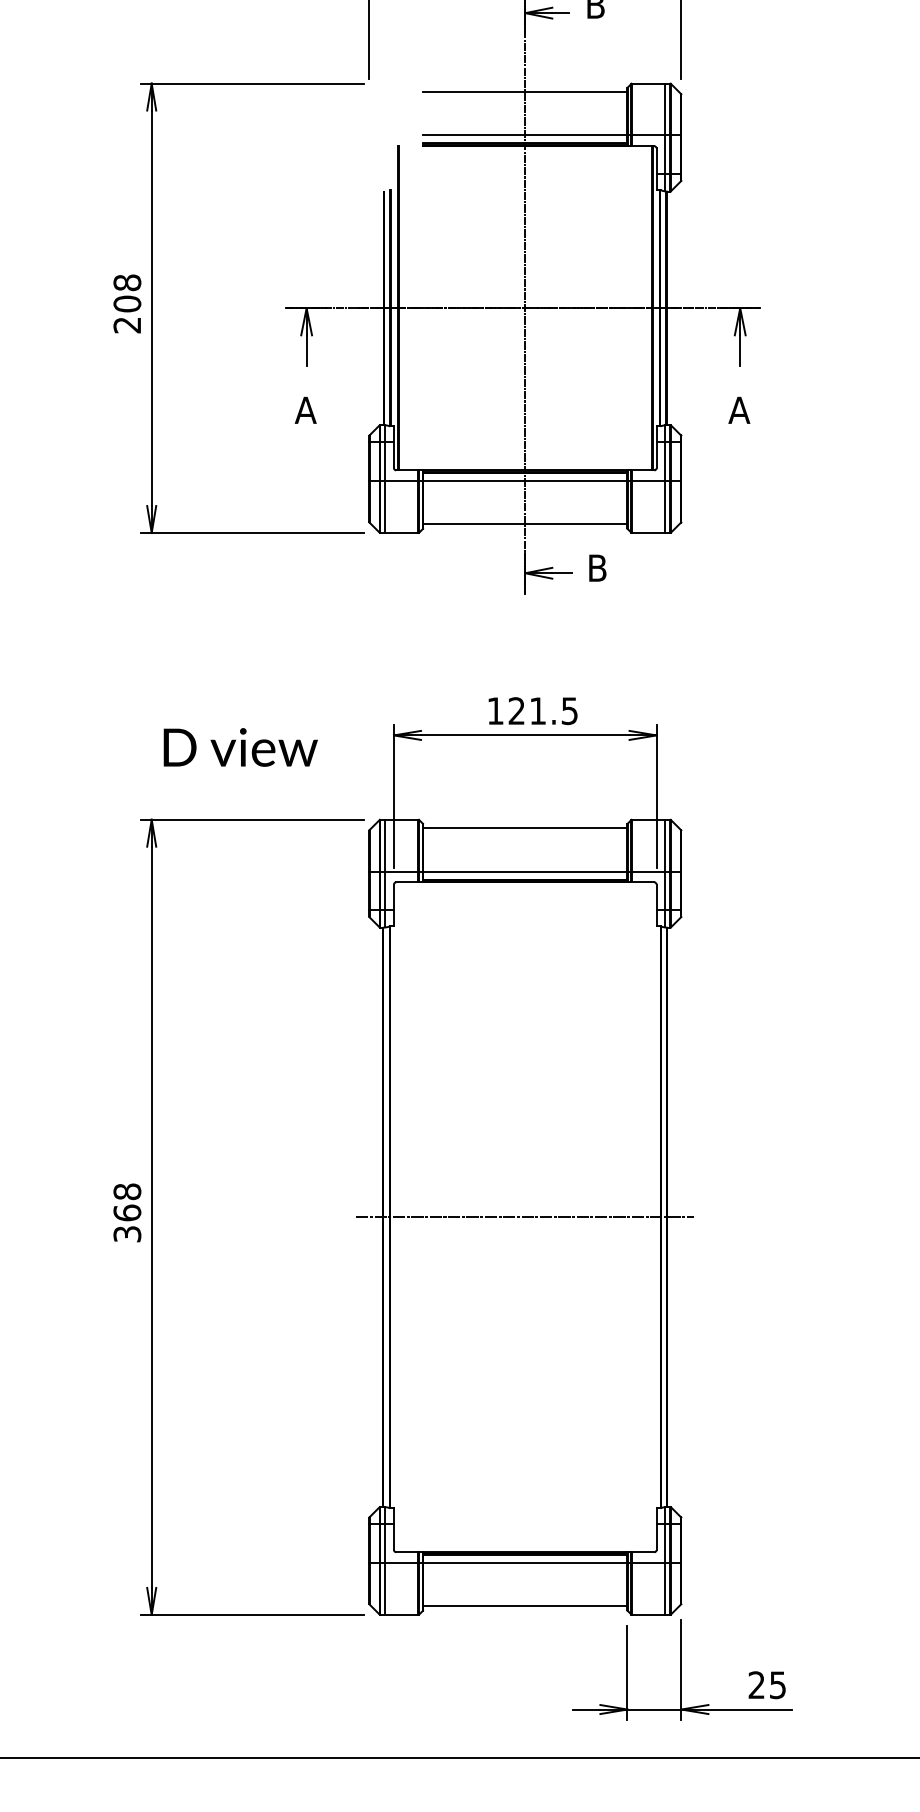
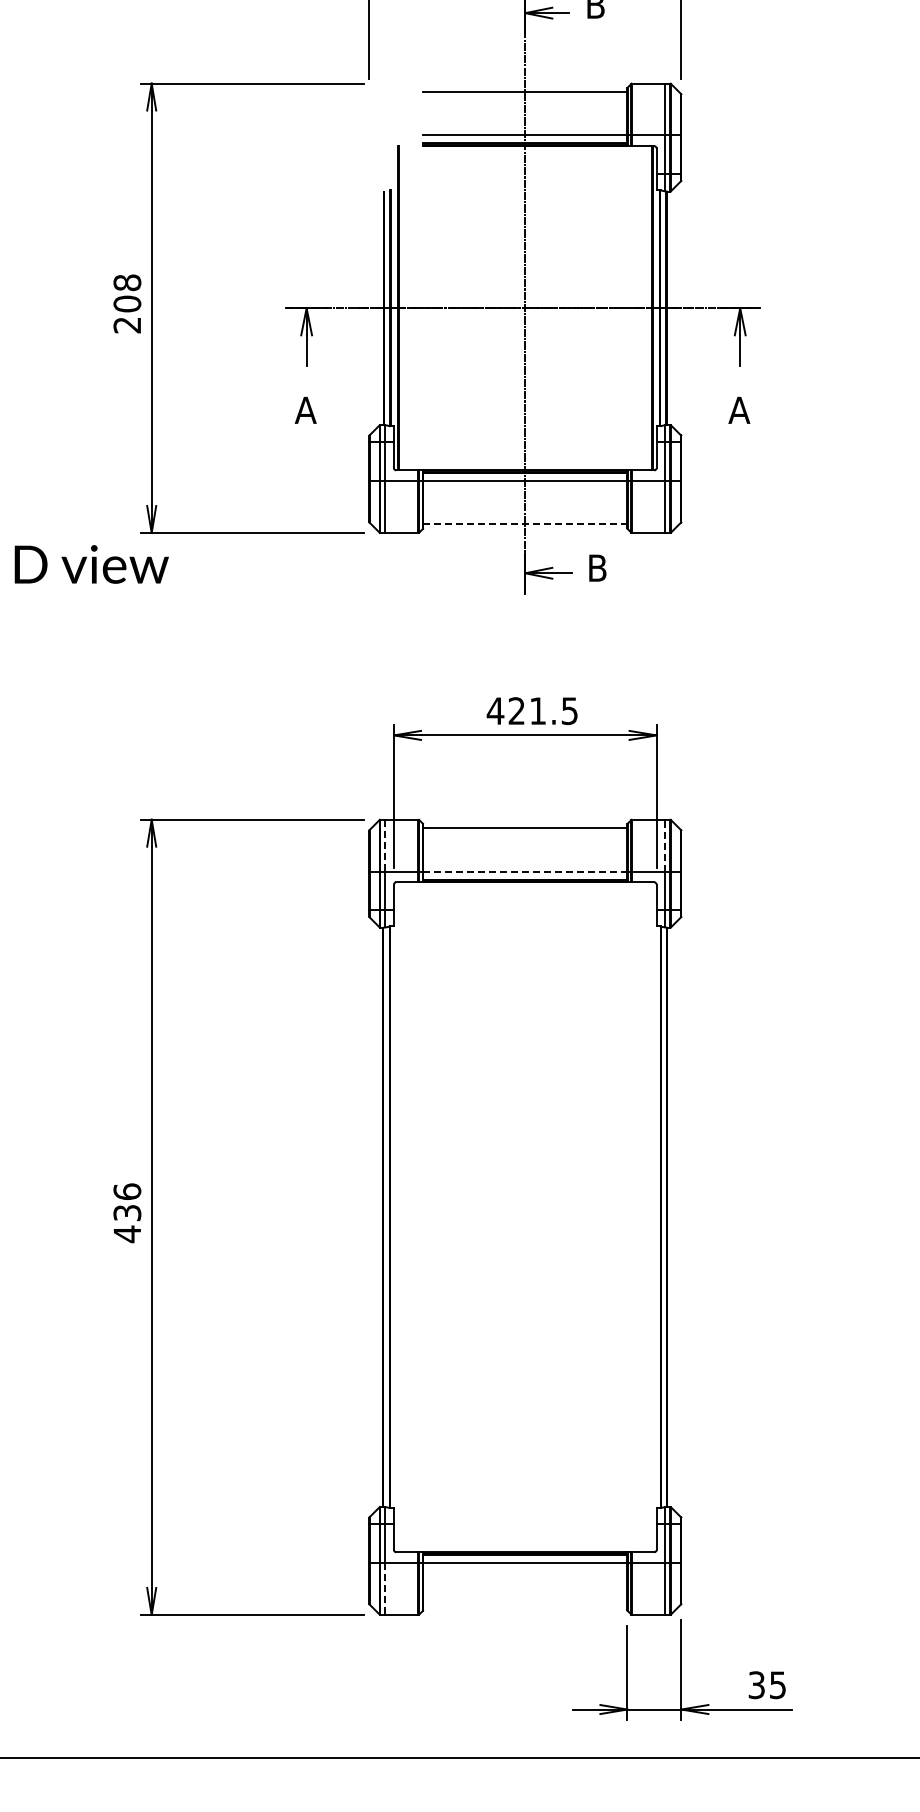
line: solid -> dashed (525, 524)
text: 121.5 -> 421.5 (495, 710)
text position: (240, 747) -> (91, 564) (91, 564)
line: solid -> dashed (385, 845)
line: solid -> dashed (665, 845)
line: solid -> dashed (525, 871)
text: 368 -> 436 (127, 1213)
line: present -> none (525, 1217)
line: solid -> dashed (385, 1588)
line: present -> none (525, 1606)
text: 25 -> 35 (756, 1685)
